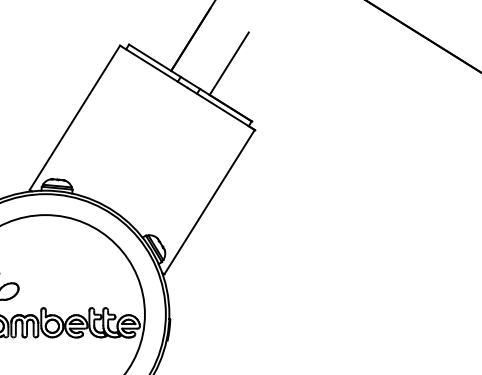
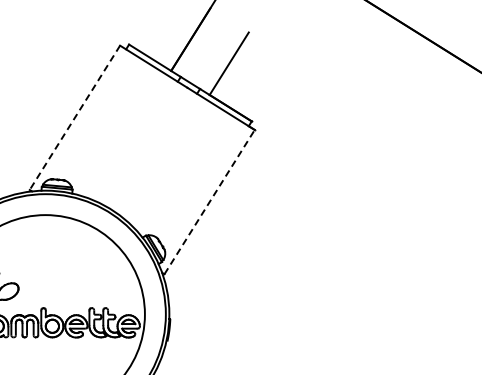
line: solid -> dashed (74, 118)
line: solid -> dashed (209, 201)
